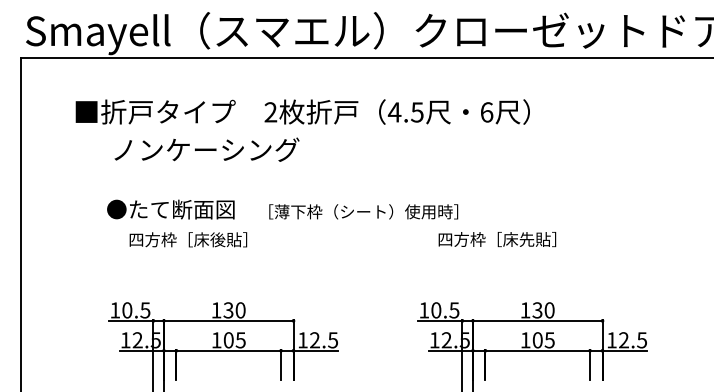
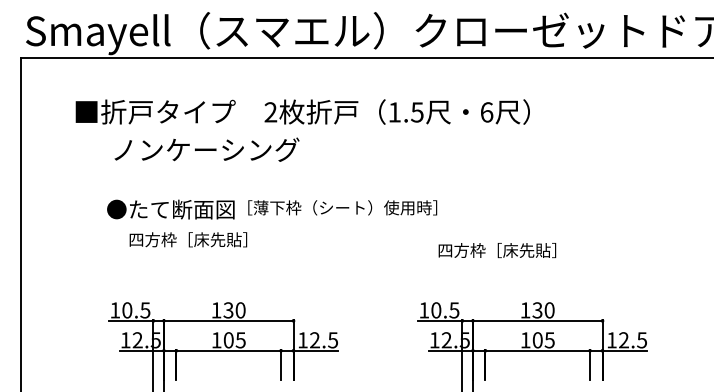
text: 4.5 -> 1.5 (394, 112)
text position: (363, 211) -> (342, 207) (342, 207)
text: 四方枠［床後貼］ -> 四方枠［床先貼］ (217, 239)
text position: (497, 239) -> (497, 250) (497, 250)
